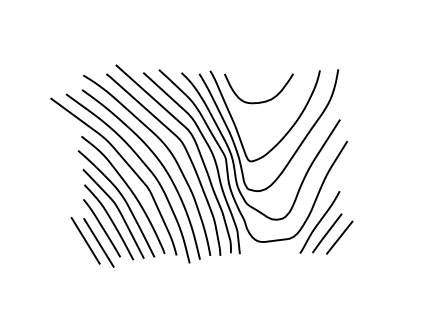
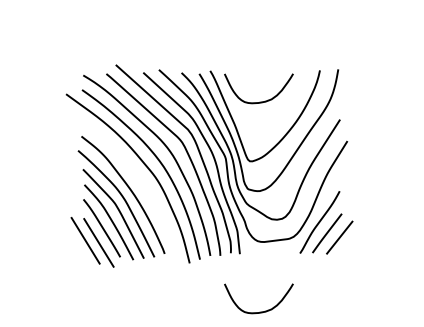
curve: present -> none (126, 164)
curve: none -> present (259, 311)
